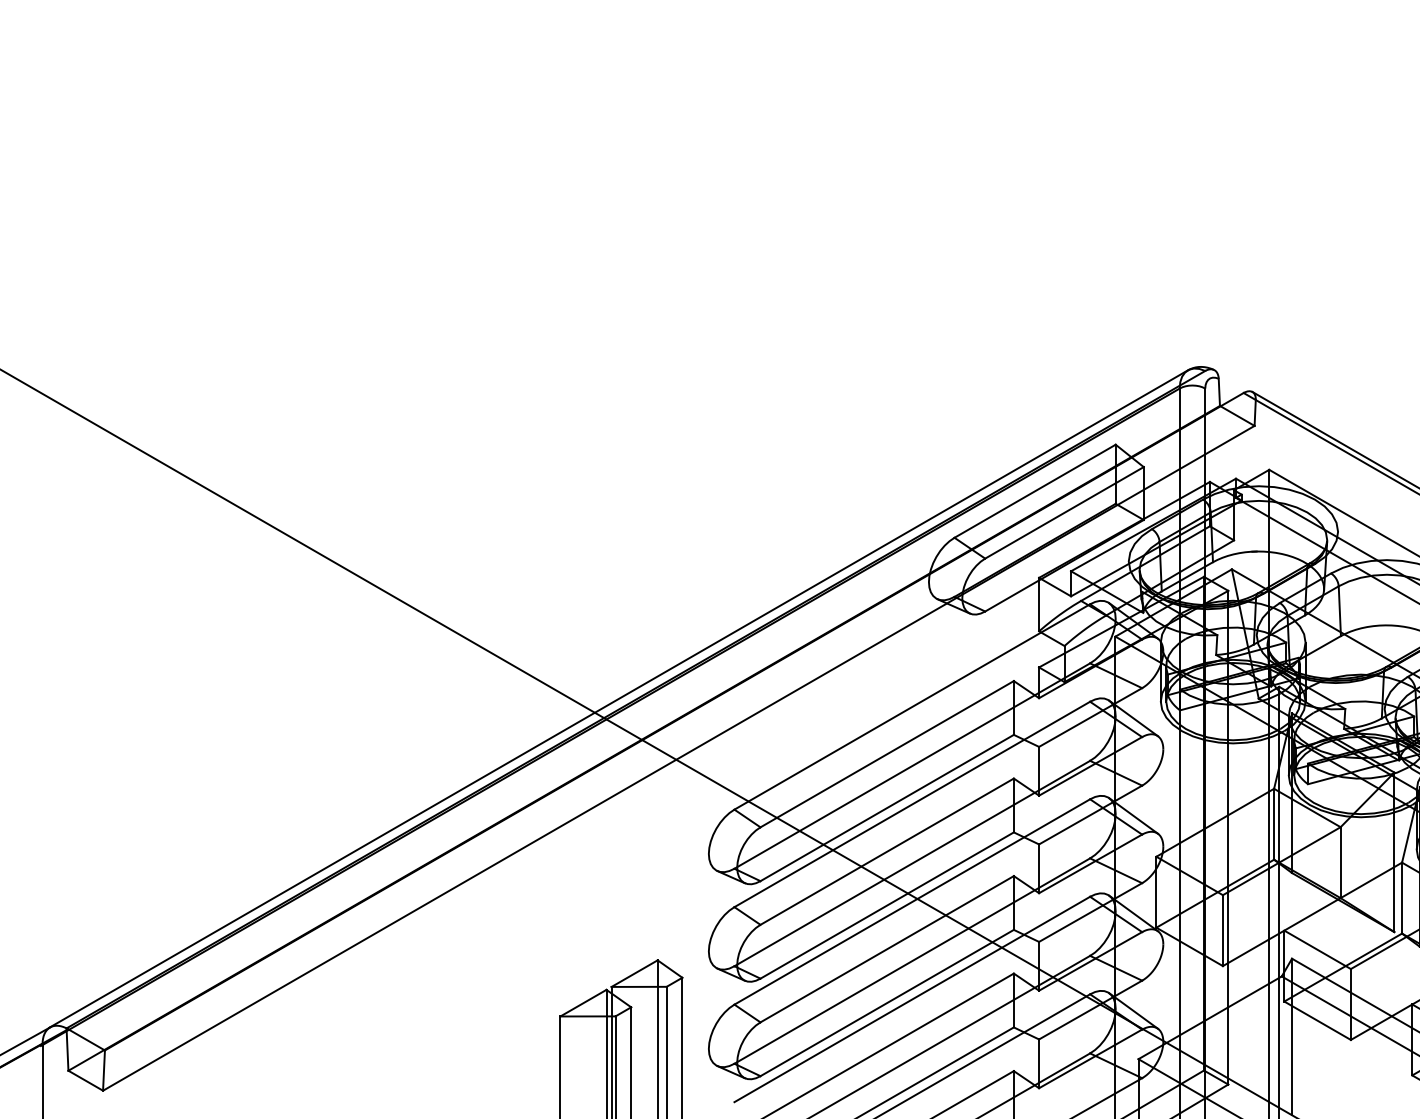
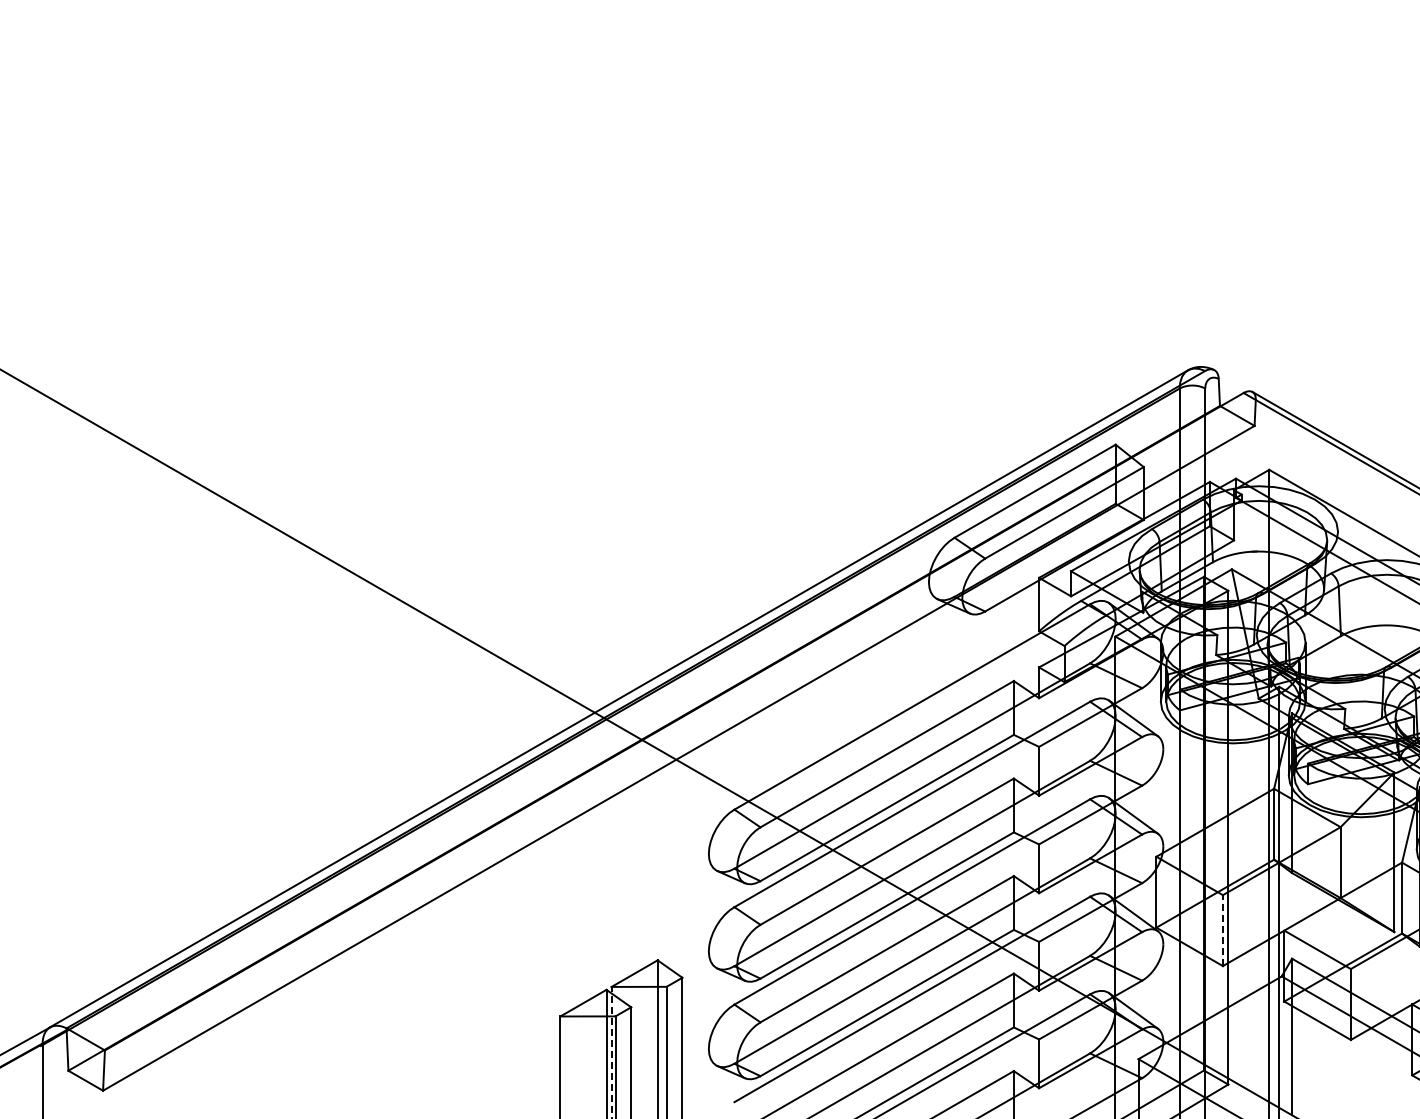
line: solid -> dashed (1222, 930)
line: solid -> dashed (611, 1052)
